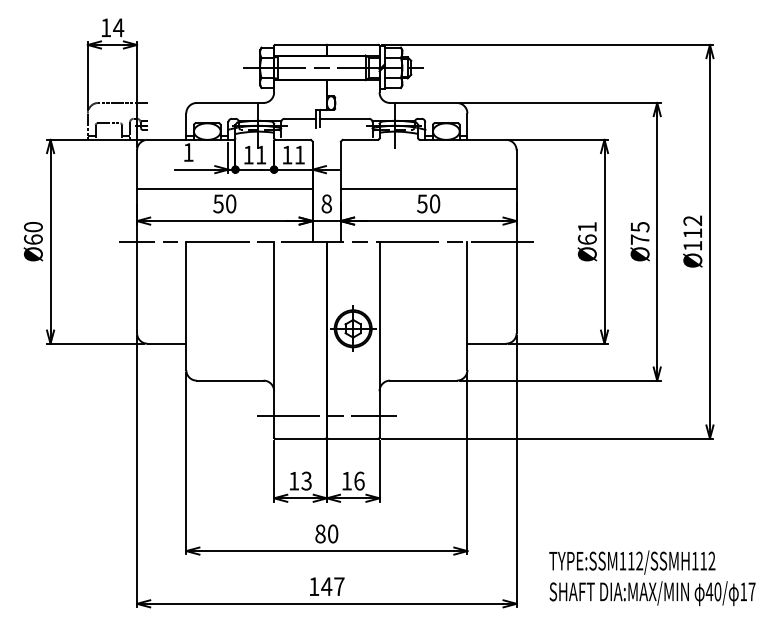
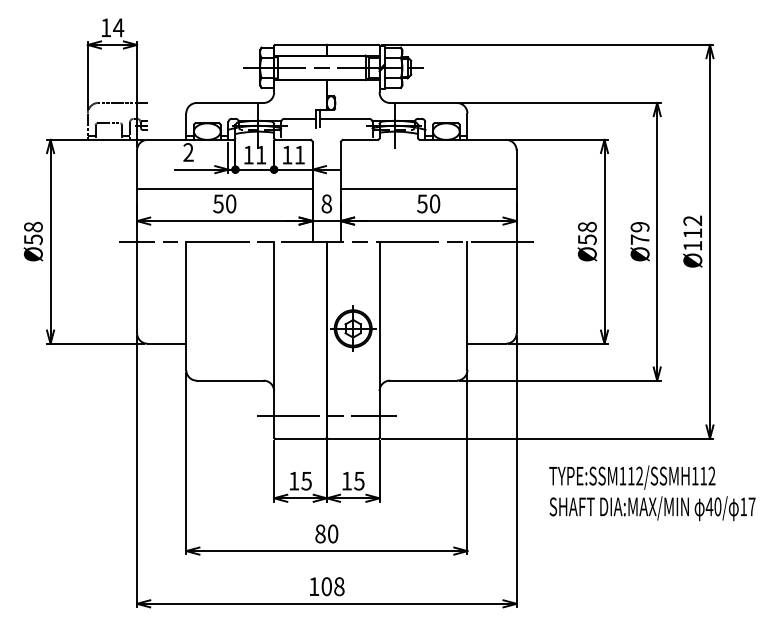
text: 1 -> 2 (188, 152)
text: Ø75 -> Ø79 (639, 227)
text: Ø60 -> Ø58 (33, 233)
text: Ø61 -> Ø58 (586, 233)
text: 13 -> 15 (306, 480)
text: 16 -> 15 (359, 480)
text position: (652, 578) -> (652, 493) (652, 493)
text: 147 -> 108 (332, 586)
